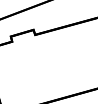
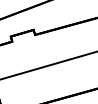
line: none -> present (48, 65)
